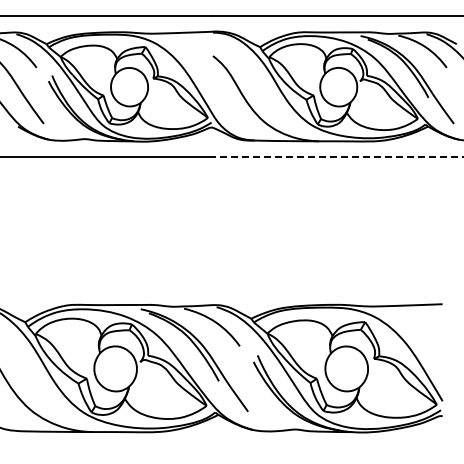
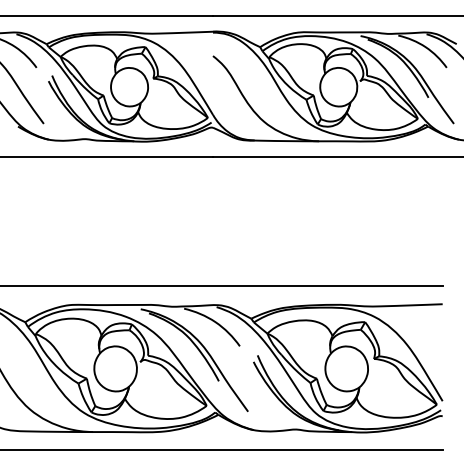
line: dashed -> solid (337, 156)
line: none -> present (222, 285)
line: none -> present (222, 450)
